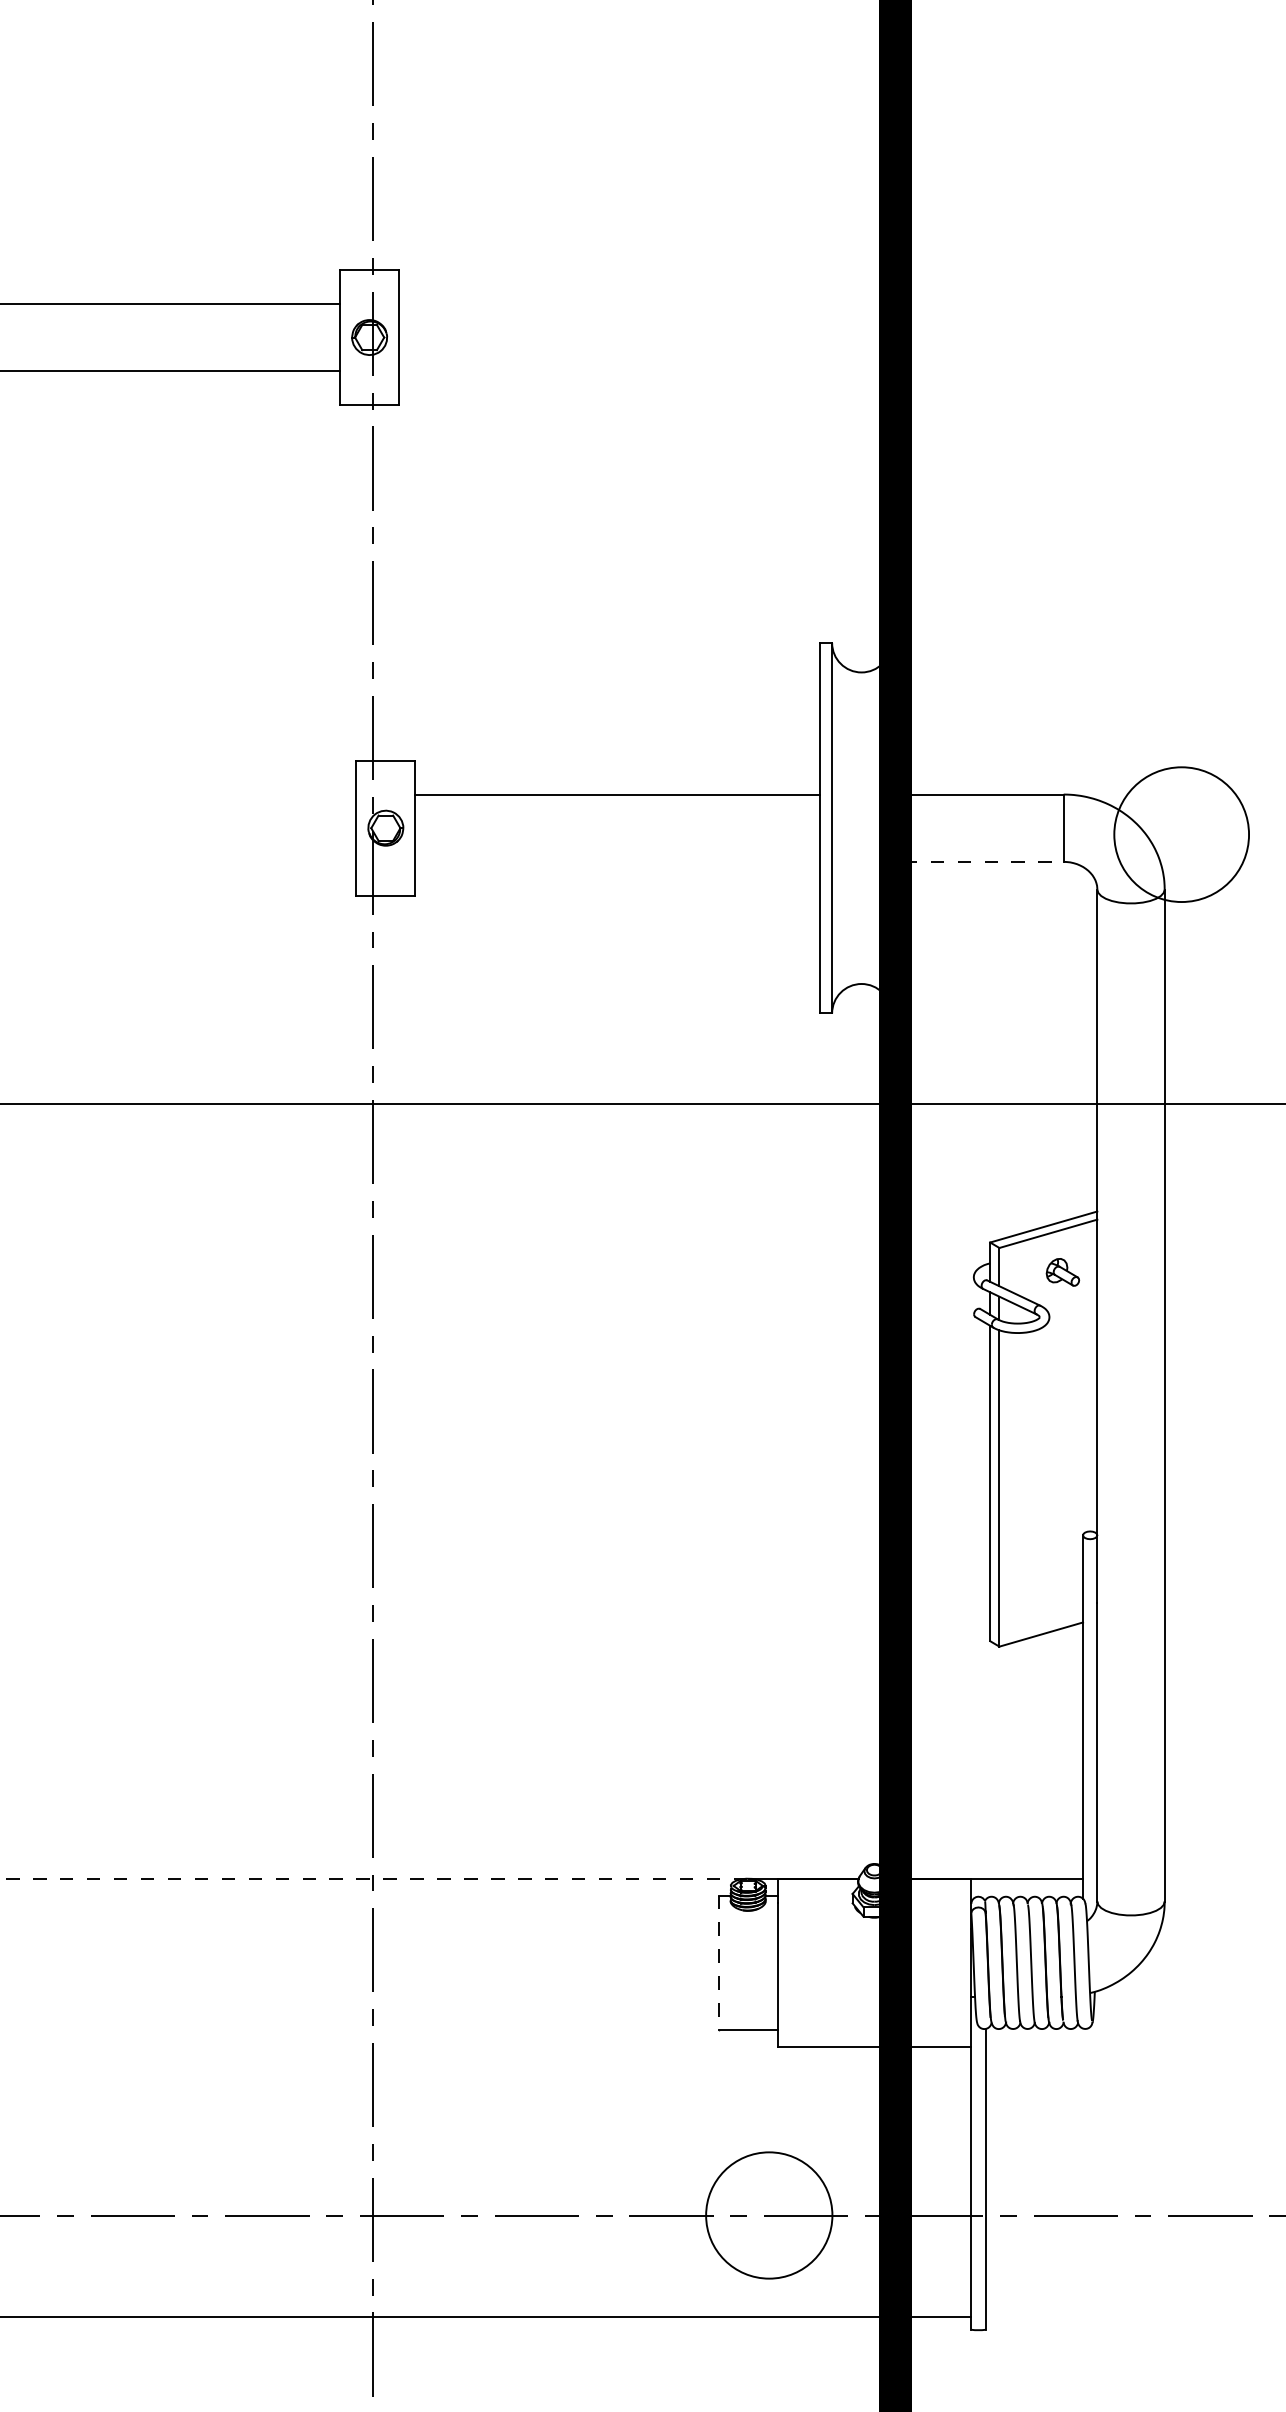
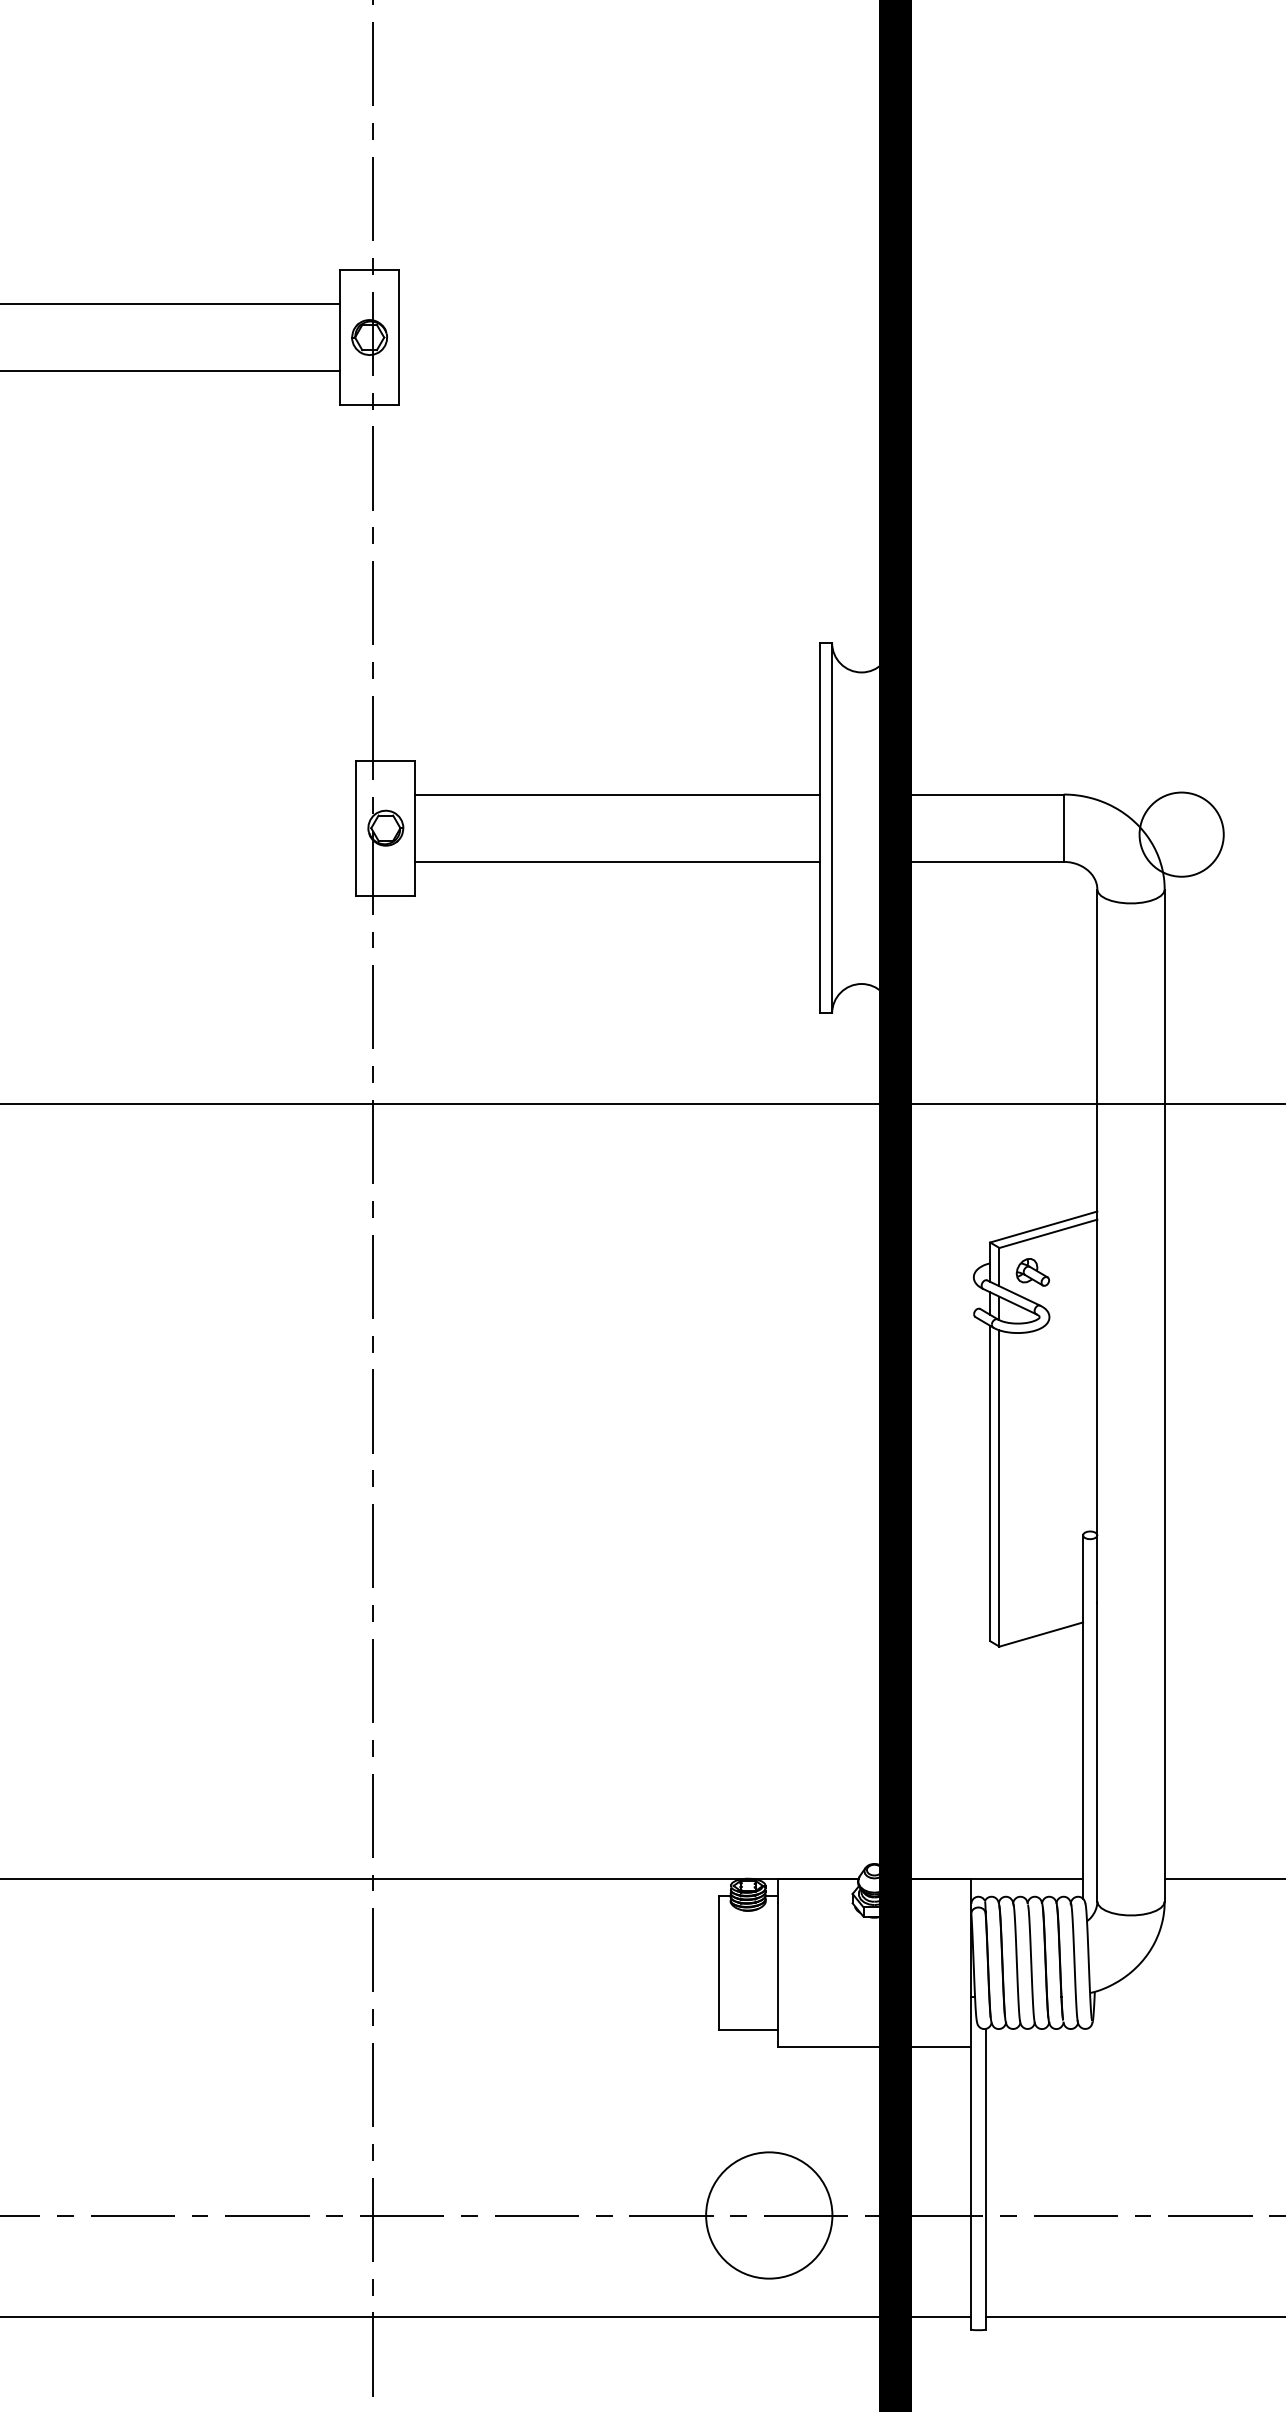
circle diameter: 135 px -> 84 px (1181, 834)
line: none -> present (617, 861)
line: dashed -> solid (983, 861)
part position: (1062, 1272) -> (1032, 1272) (1032, 1272)
line: dashed -> solid (373, 1878)
line: none -> present (1223, 1878)
line: dashed -> solid (718, 1963)
line: none -> present (1133, 2316)
